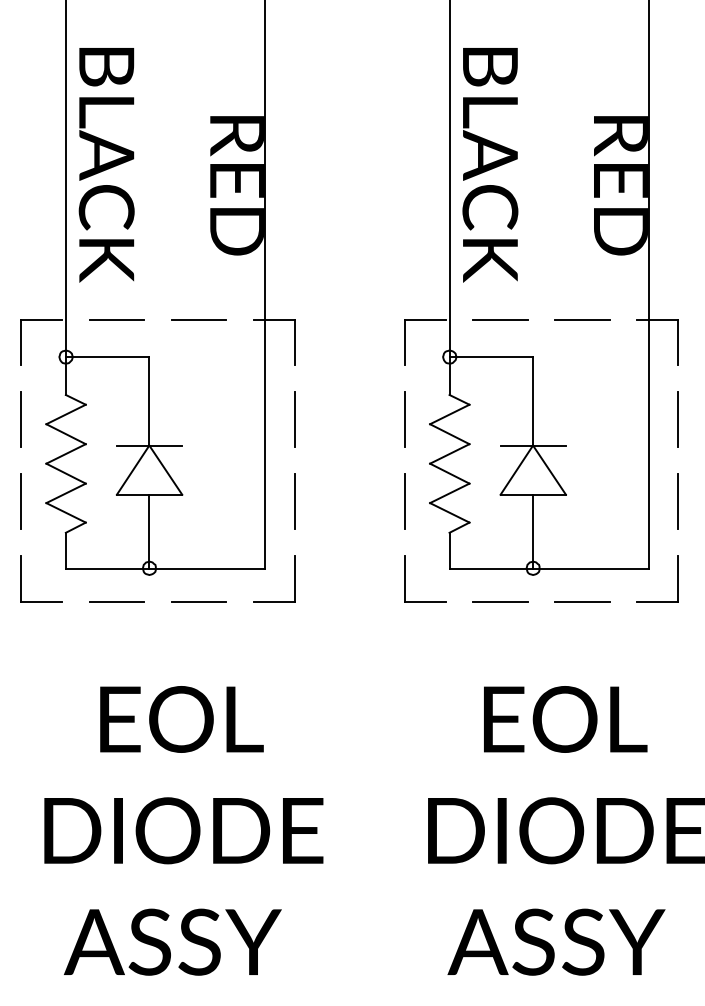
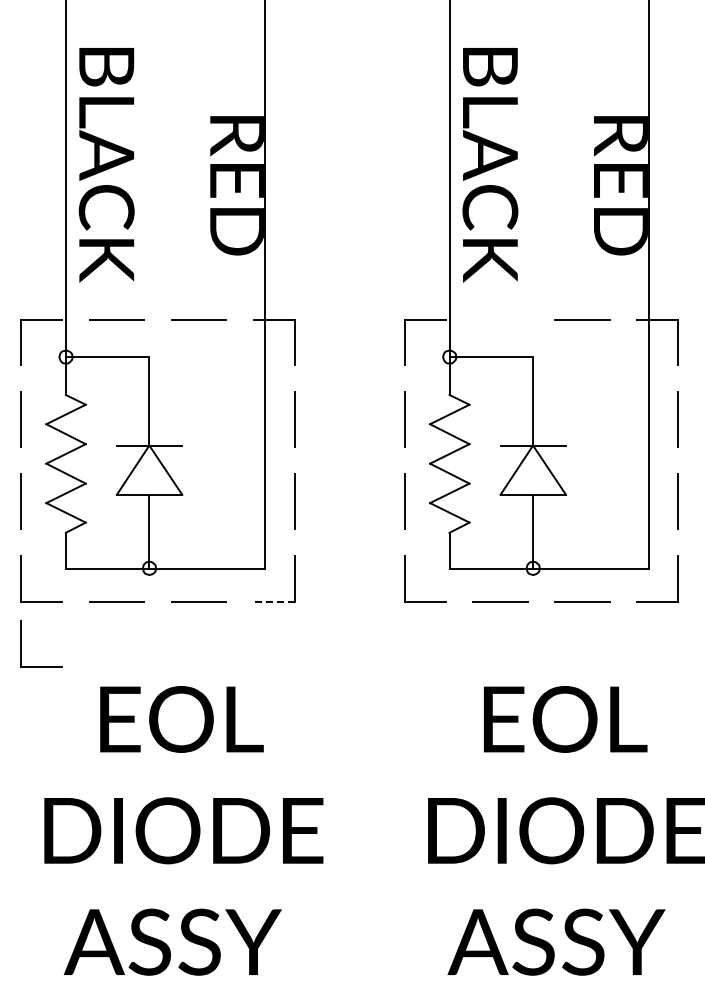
line: present -> none (500, 319)
line: solid -> dashed (273, 601)
part: none -> present (21, 643)
